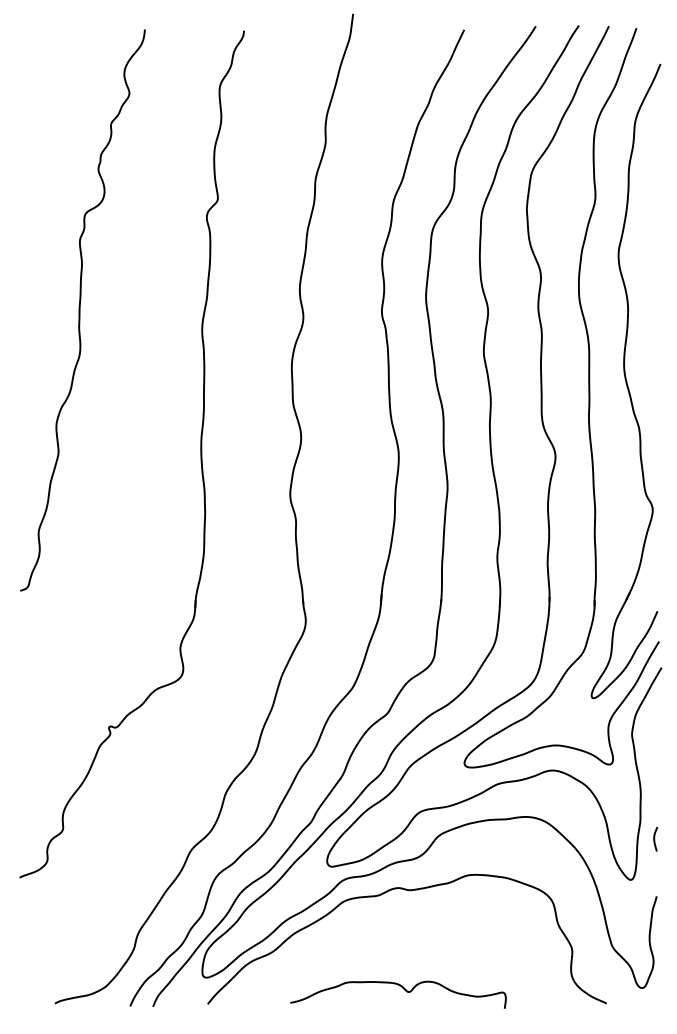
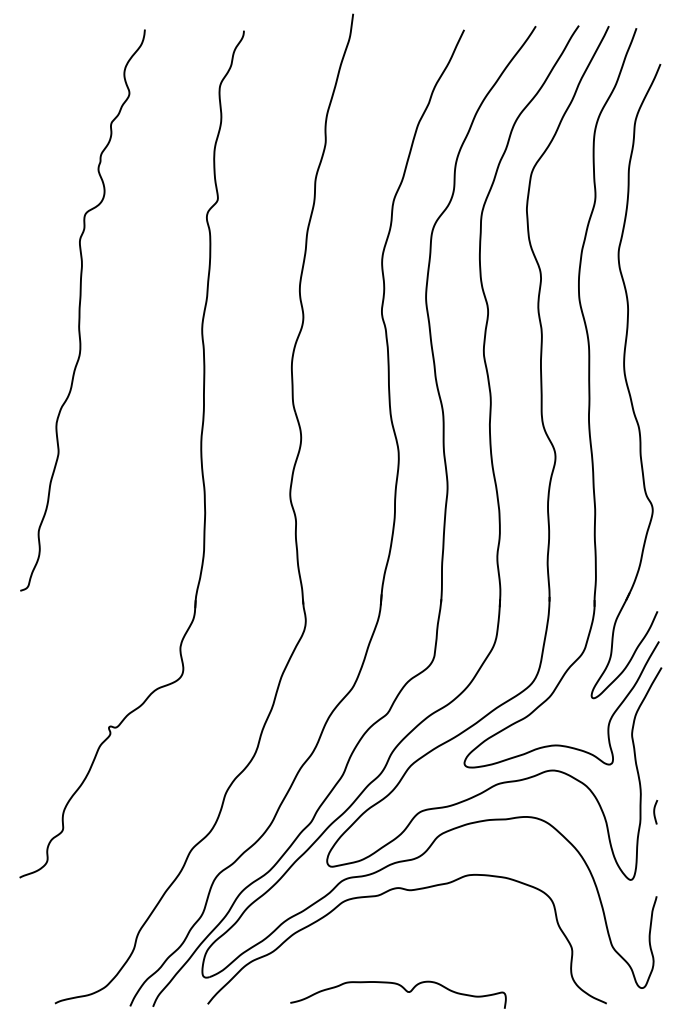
curve position: (655, 839) -> (655, 812) (655, 812)
